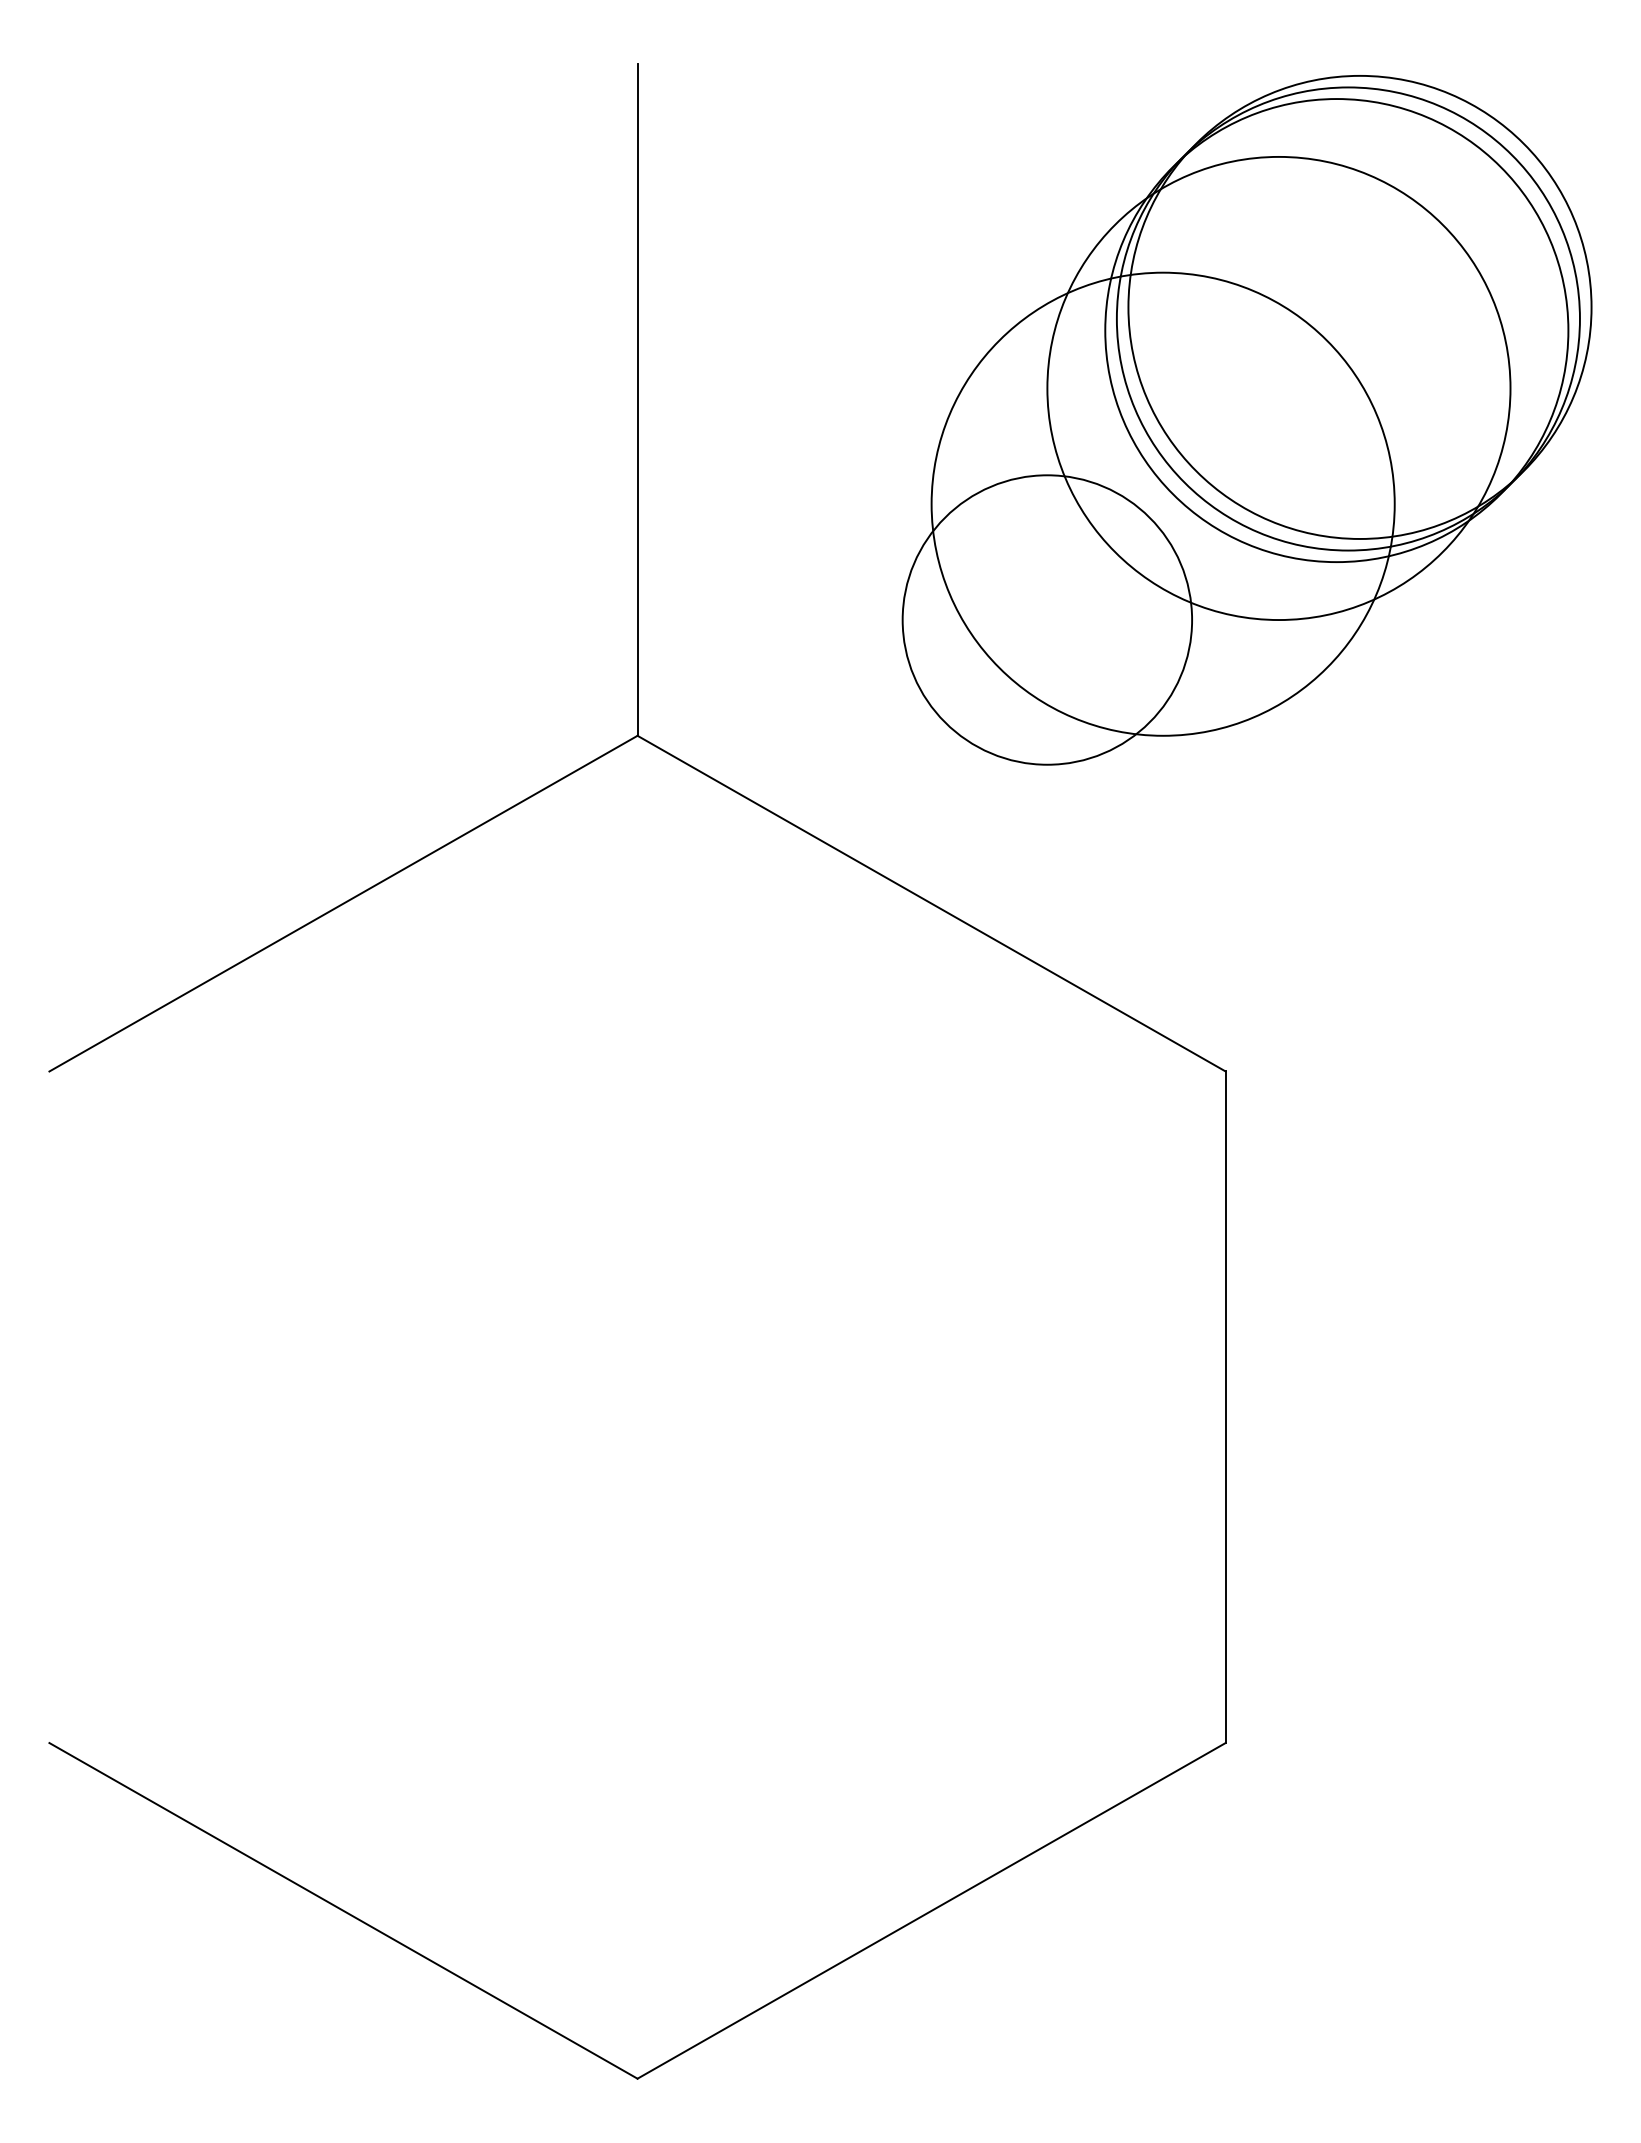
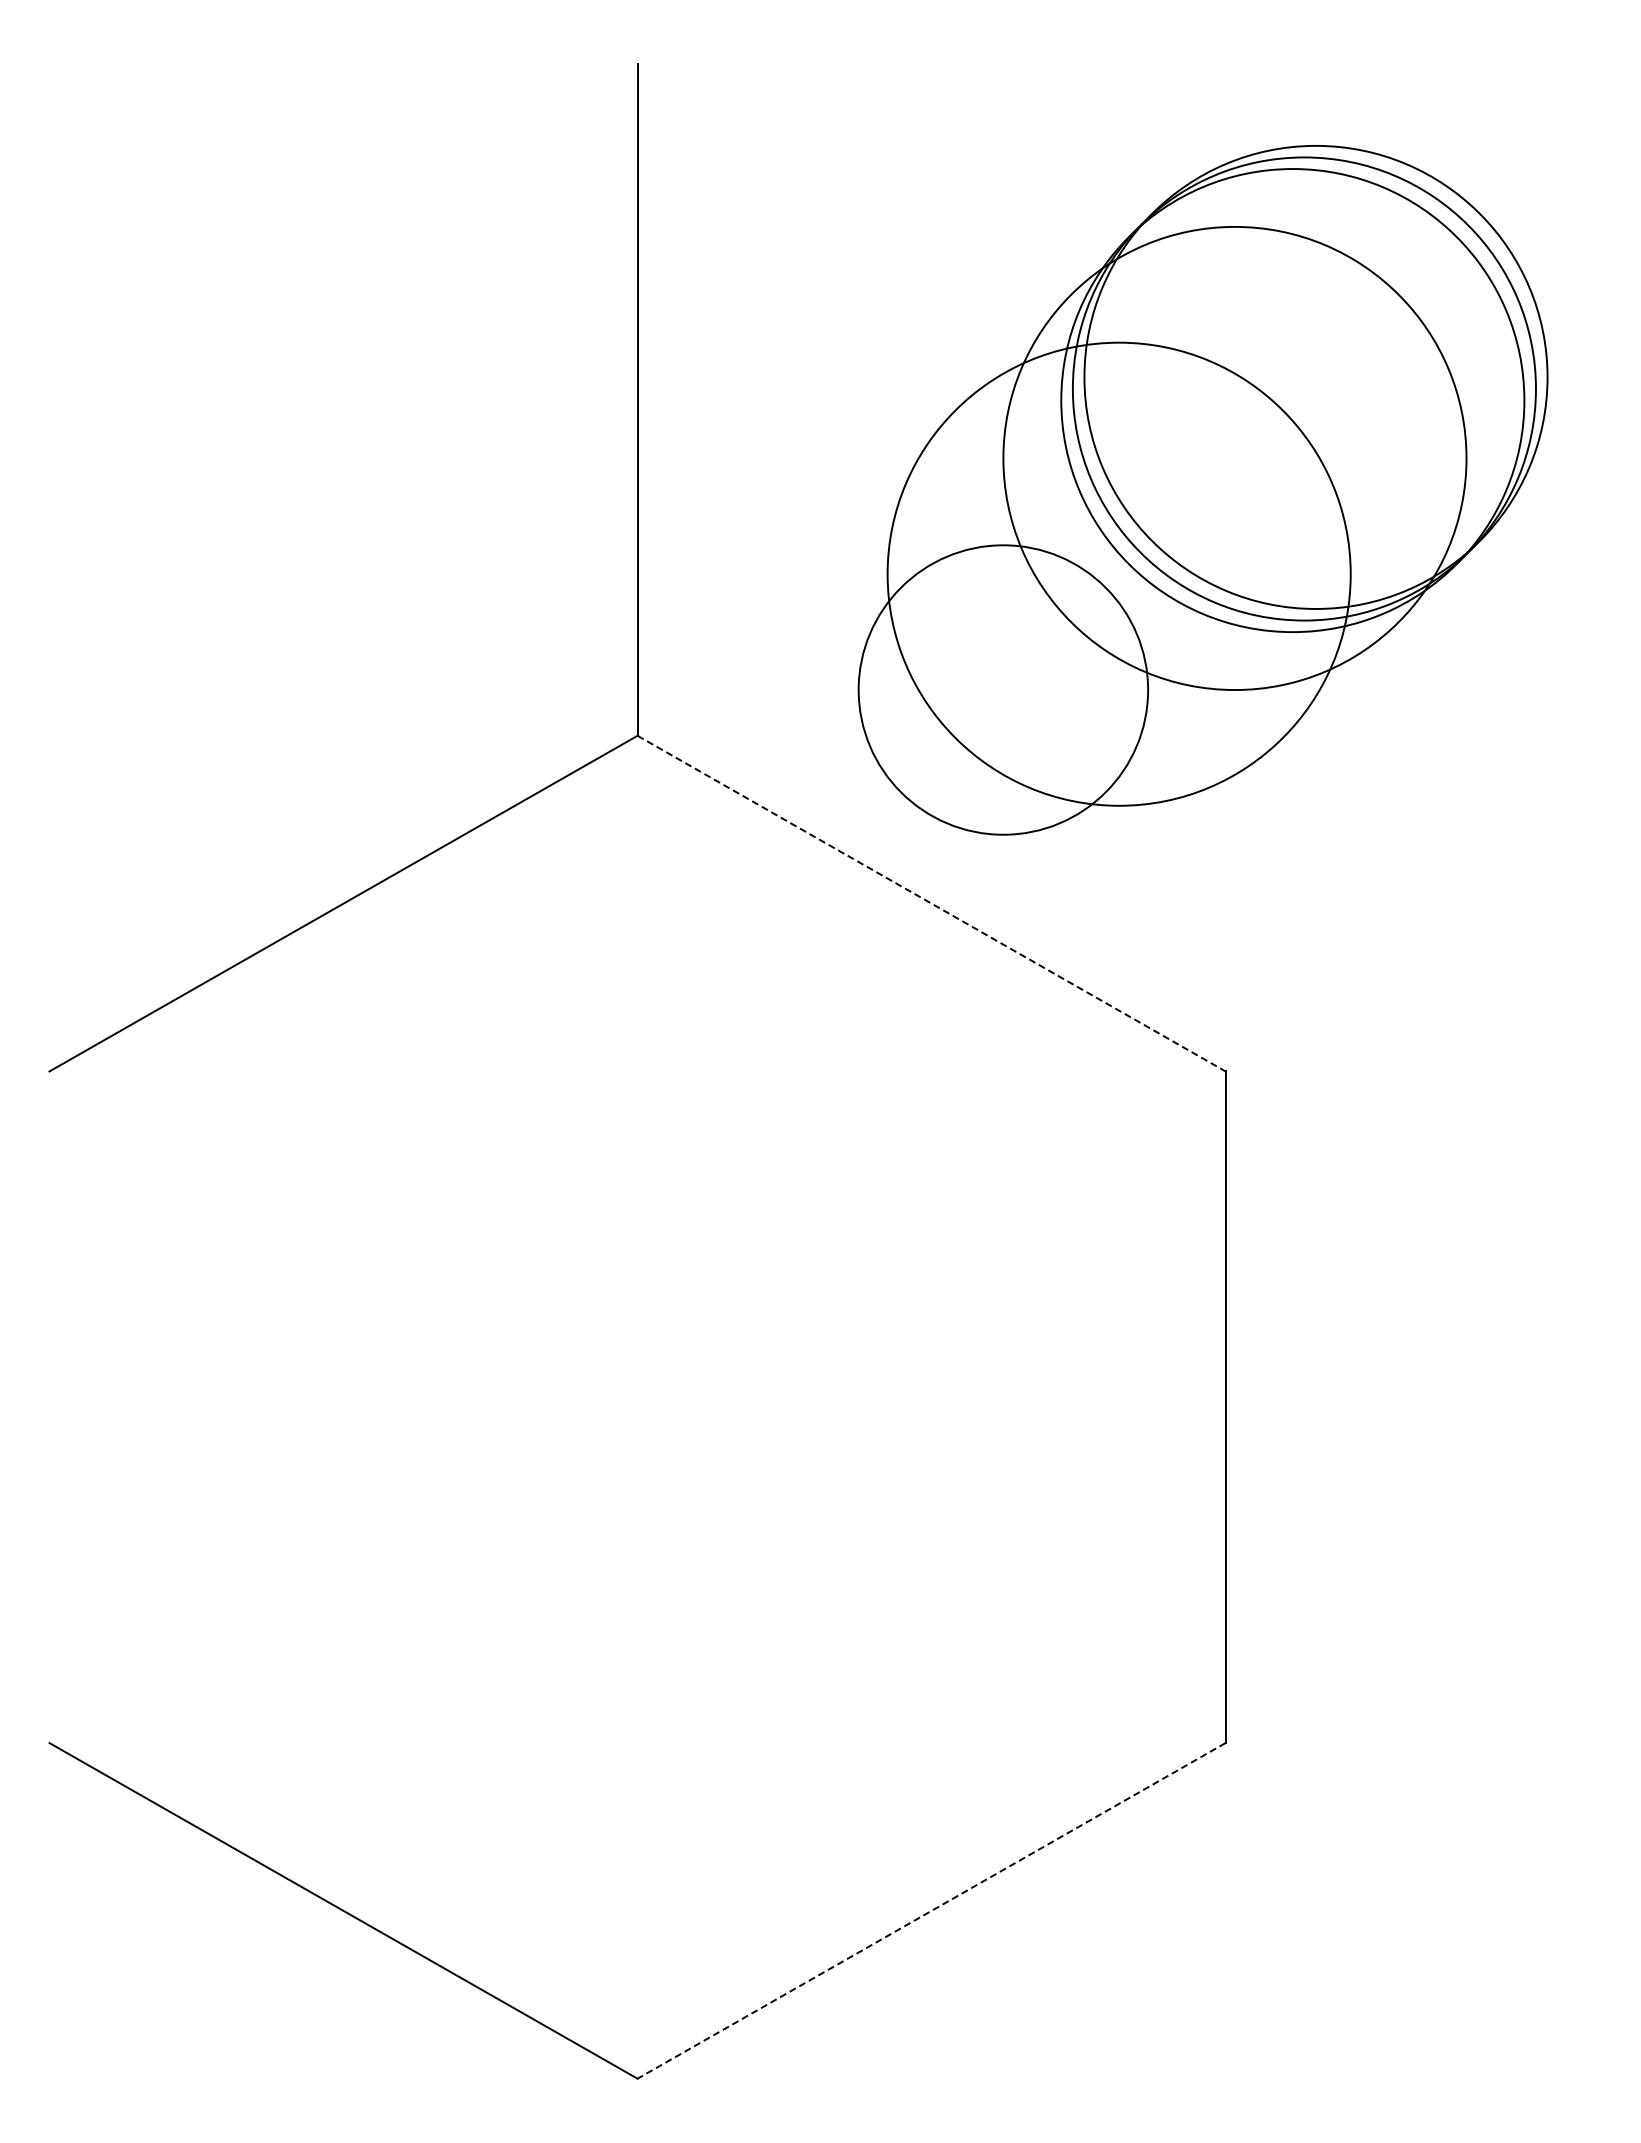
part position: (1246, 420) -> (1202, 490) (1202, 490)
line: solid -> dashed (931, 903)
line: solid -> dashed (931, 1910)
